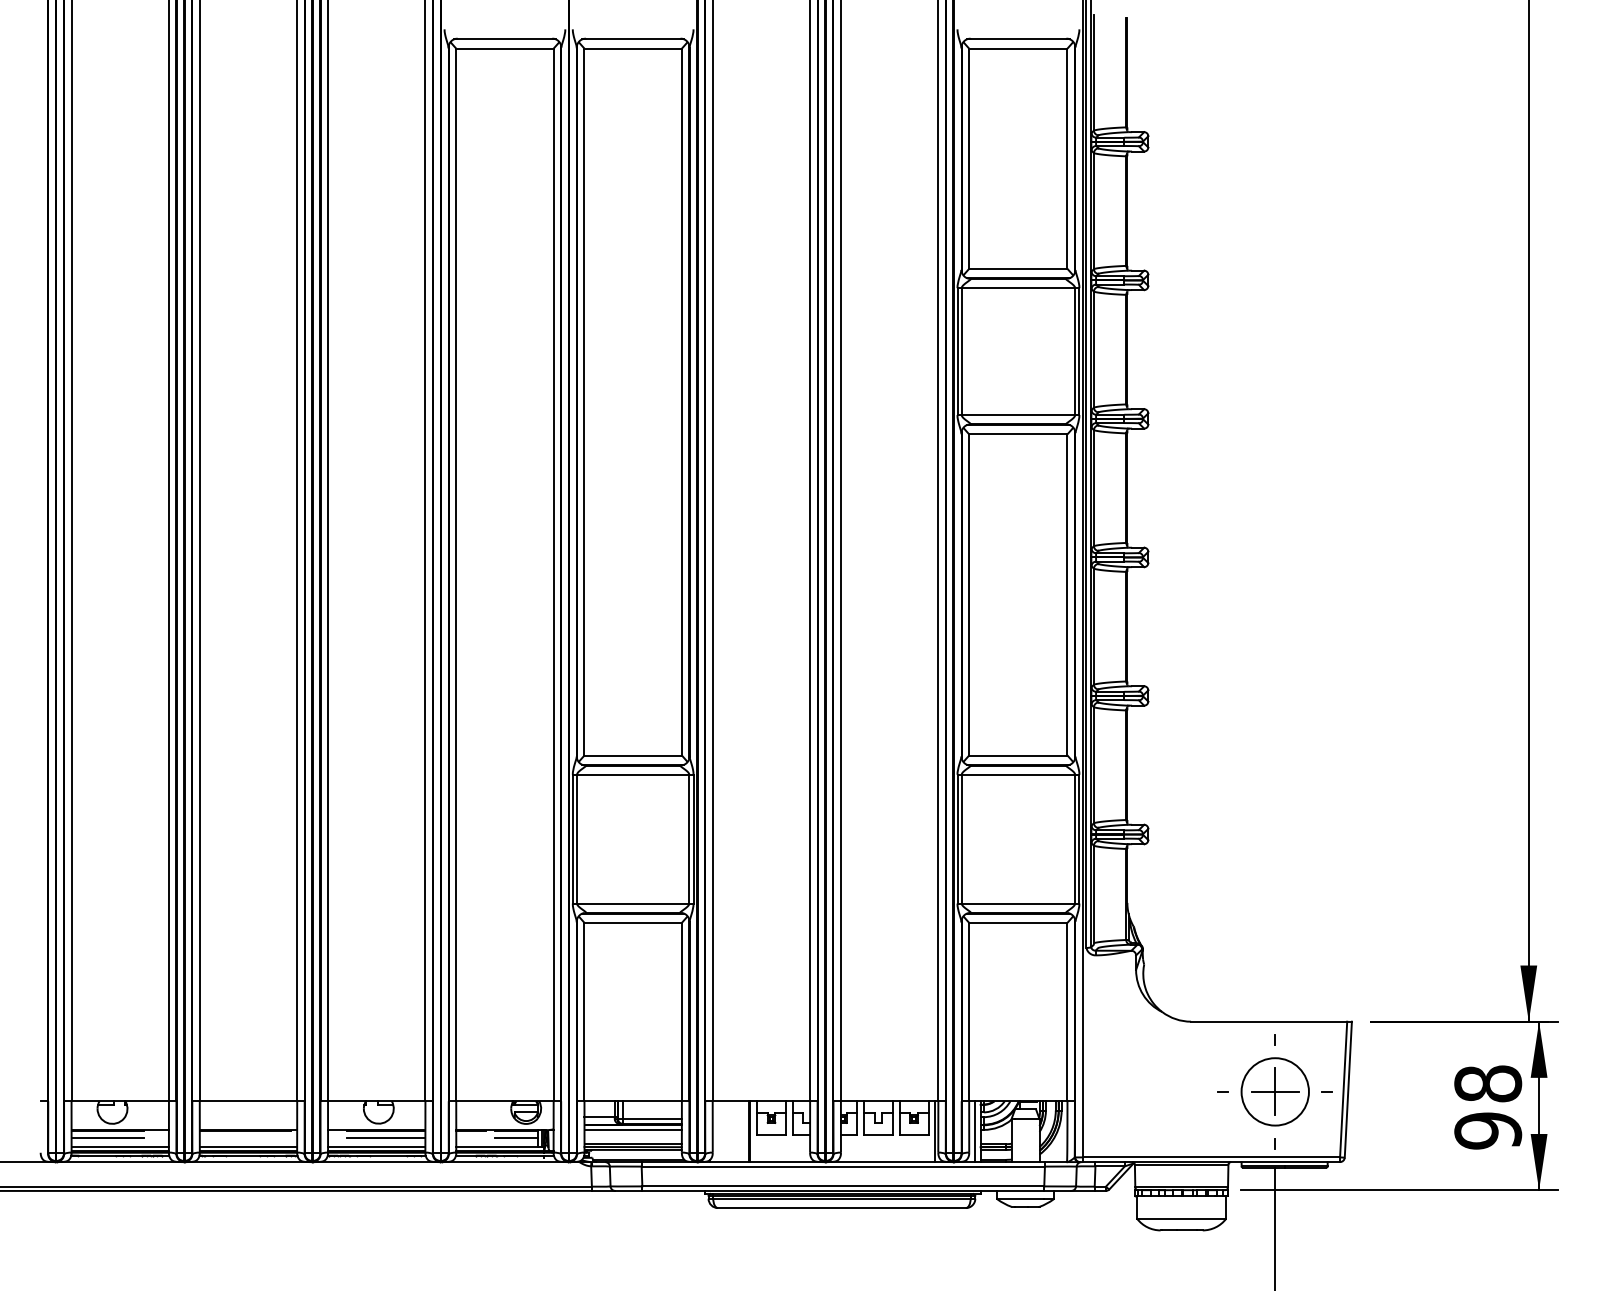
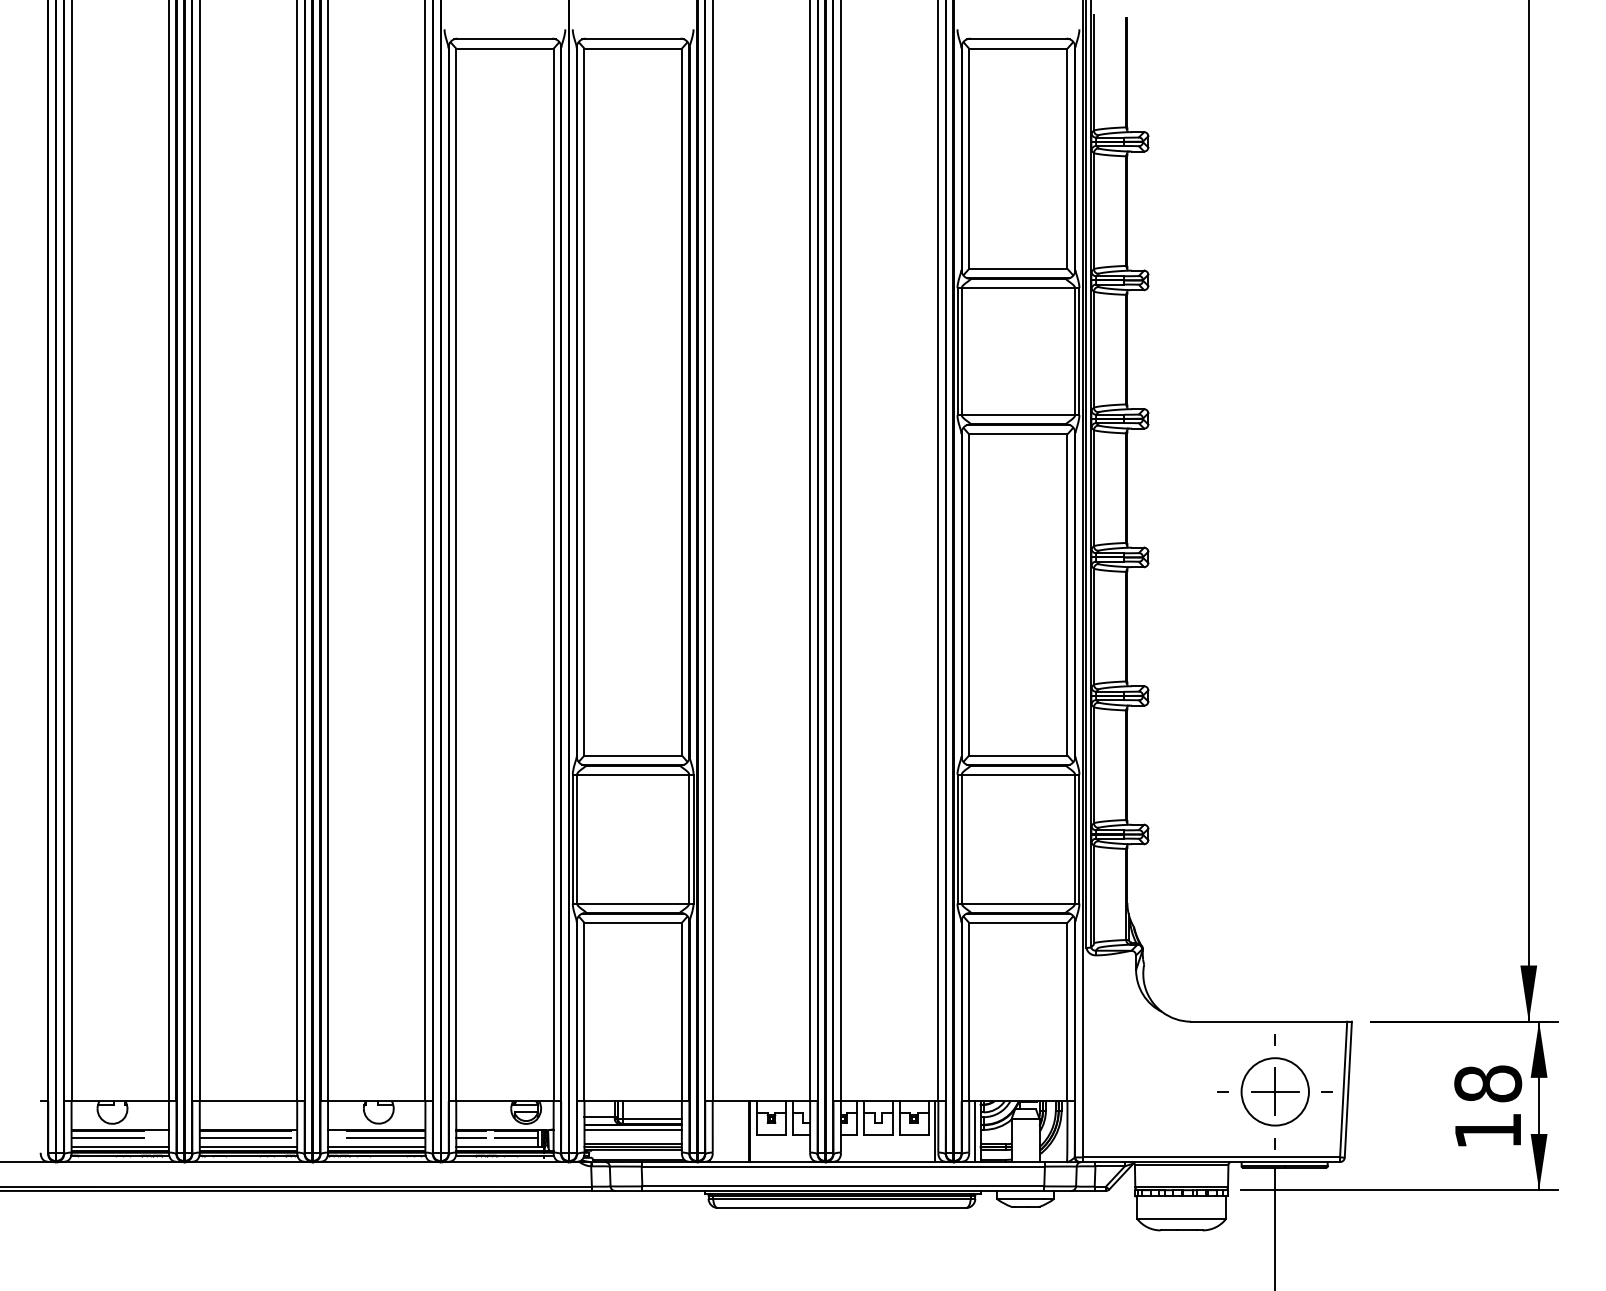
text: 98 -> 18 (1488, 1130)
line: none -> present (245, 1137)
line: none -> present (470, 1137)
